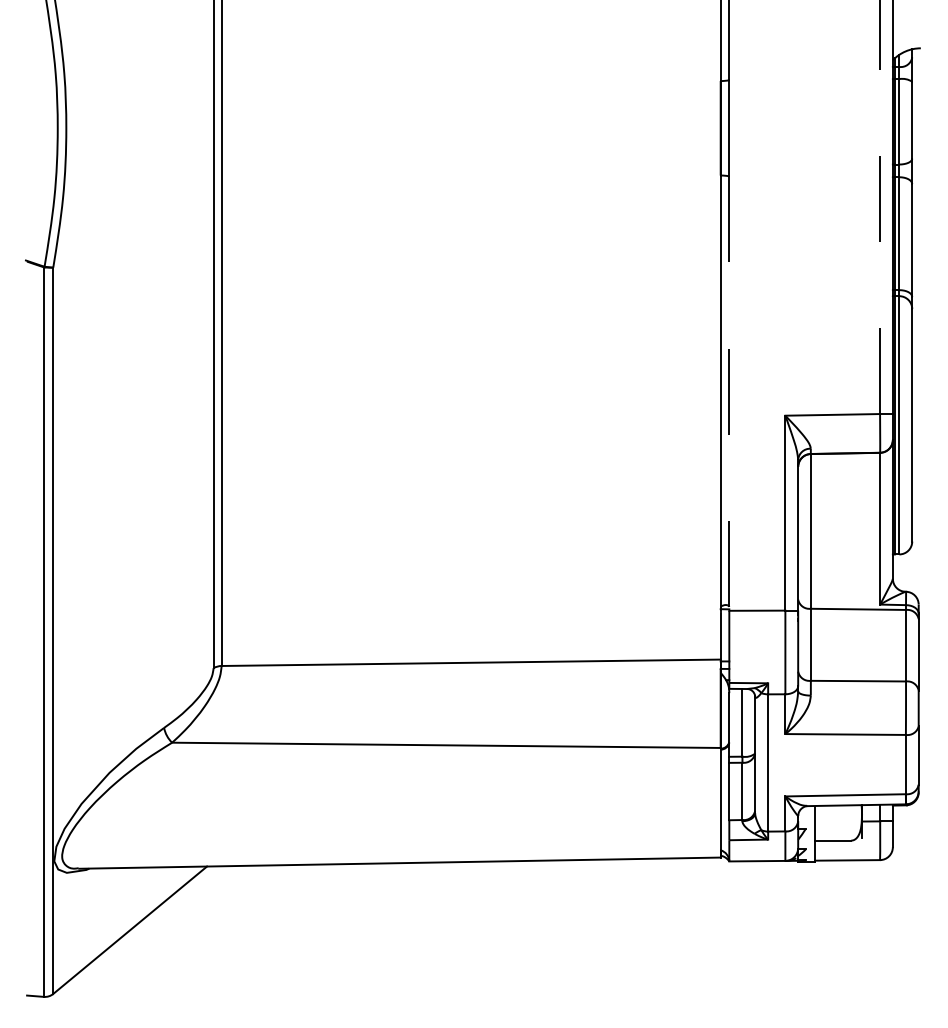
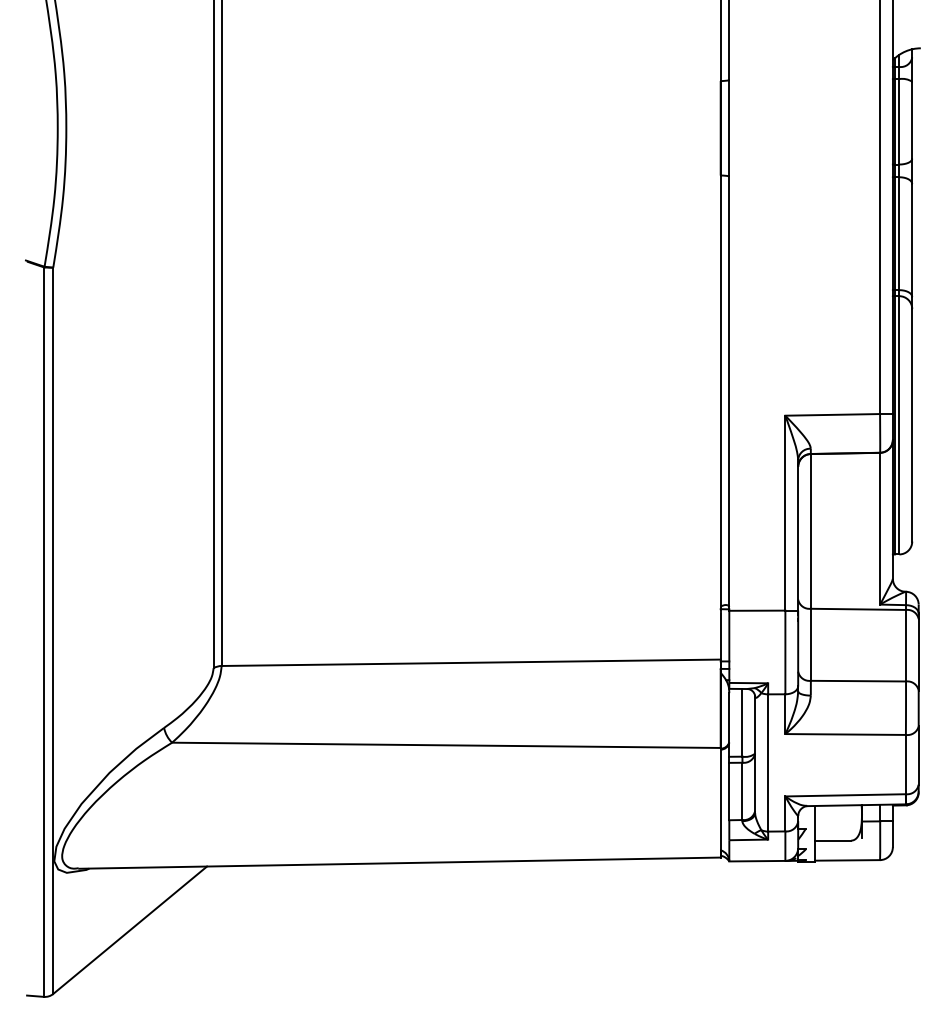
line: dashed -> solid (880, 207)
line: dashed -> solid (729, 394)
